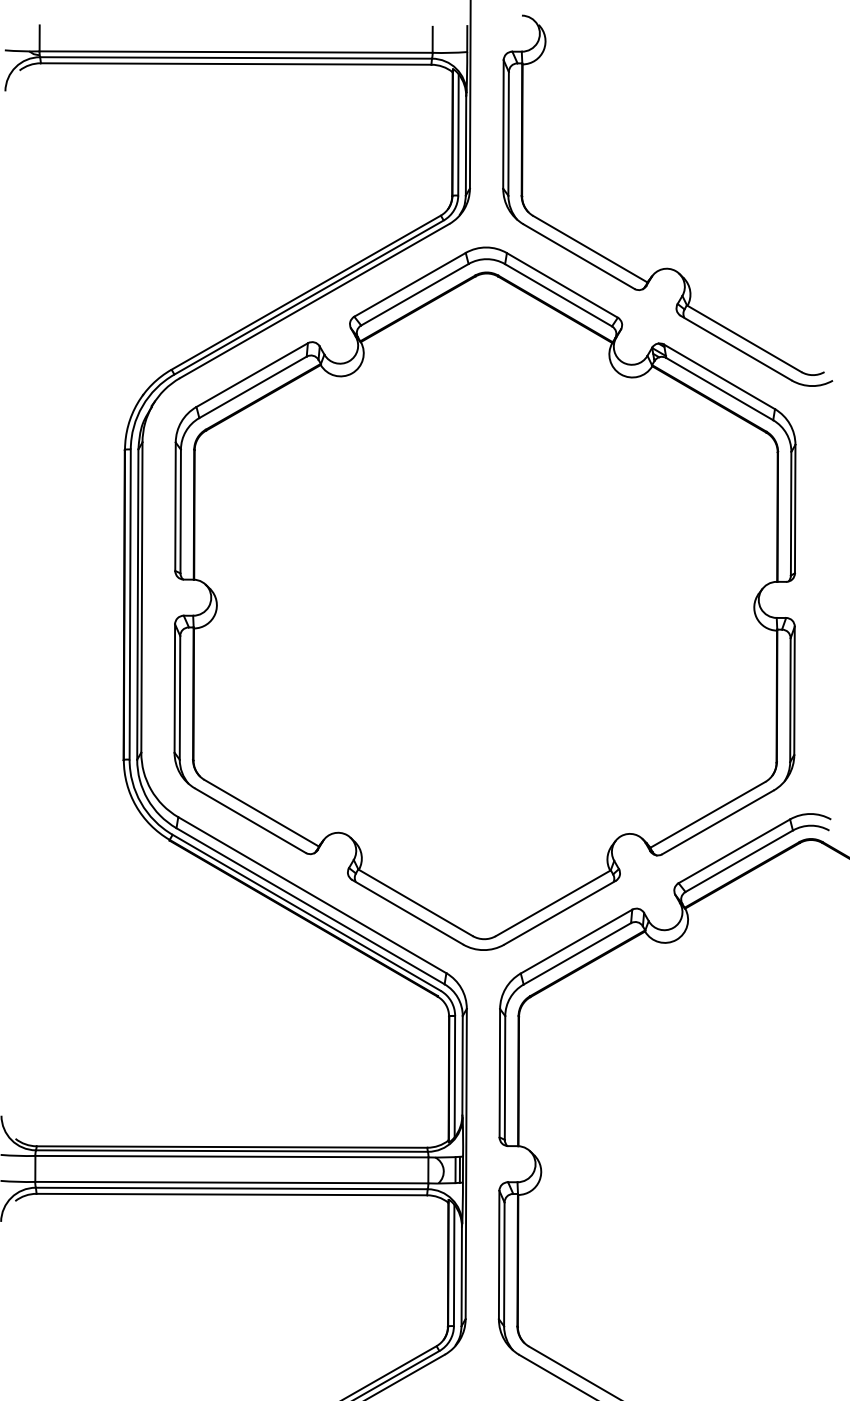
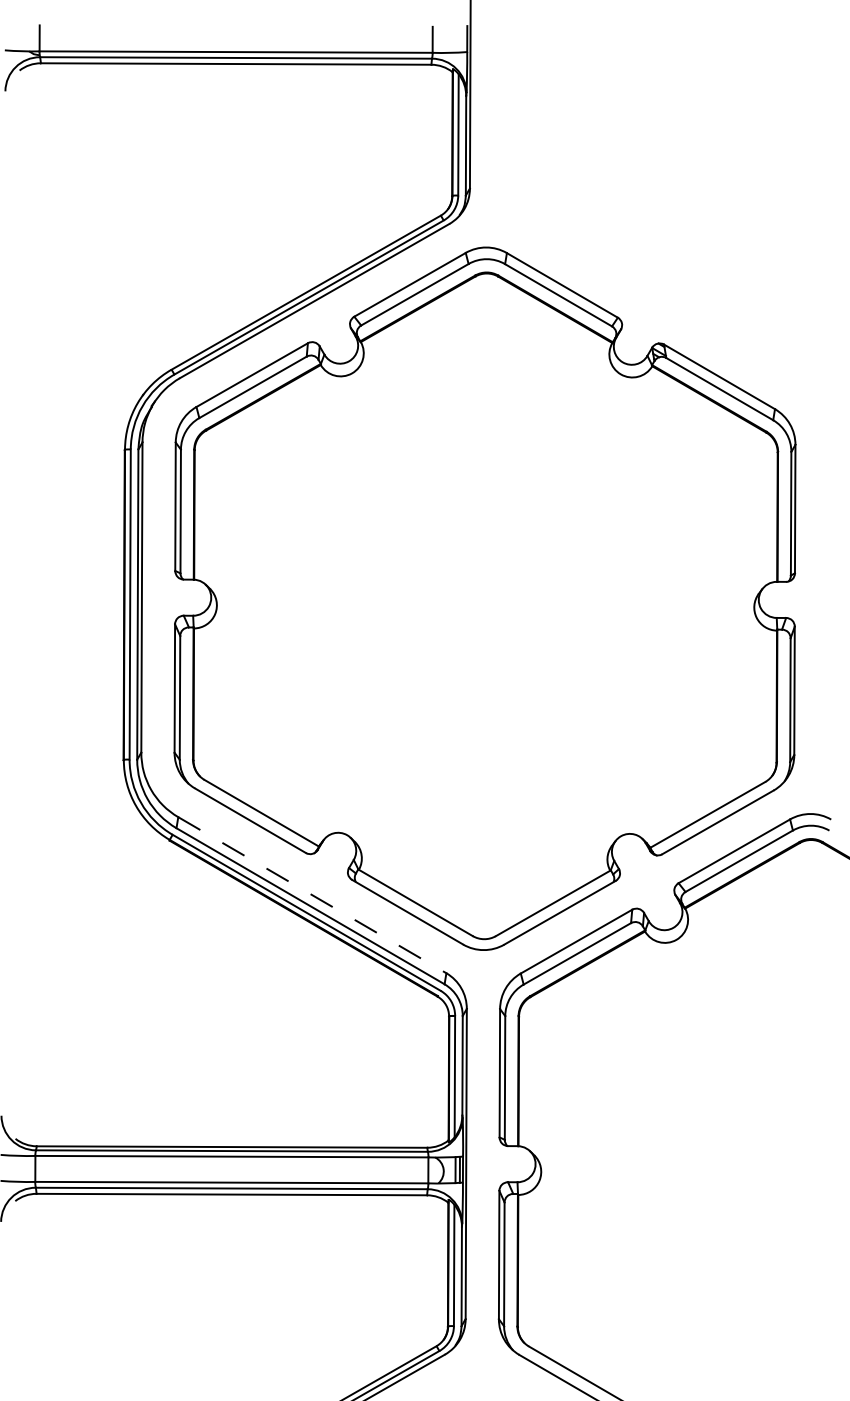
part: present -> none (667, 267)
line: solid -> dashed (312, 895)
